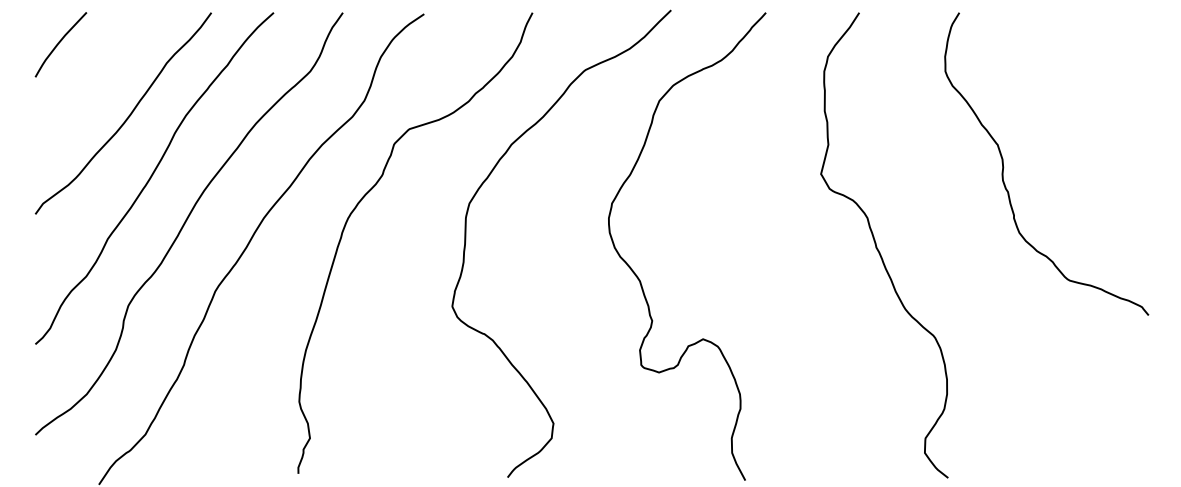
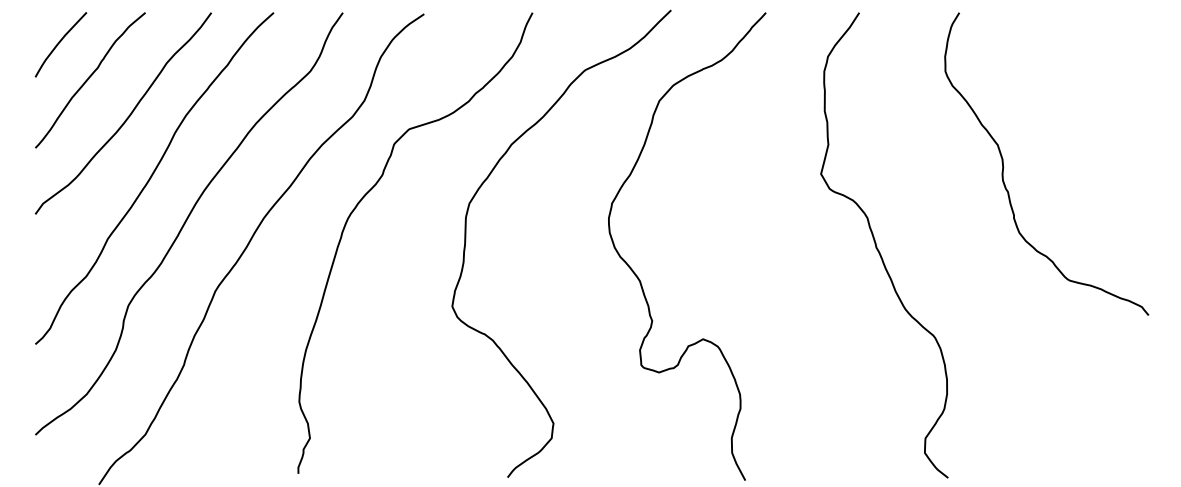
curve: none -> present (88, 80)
